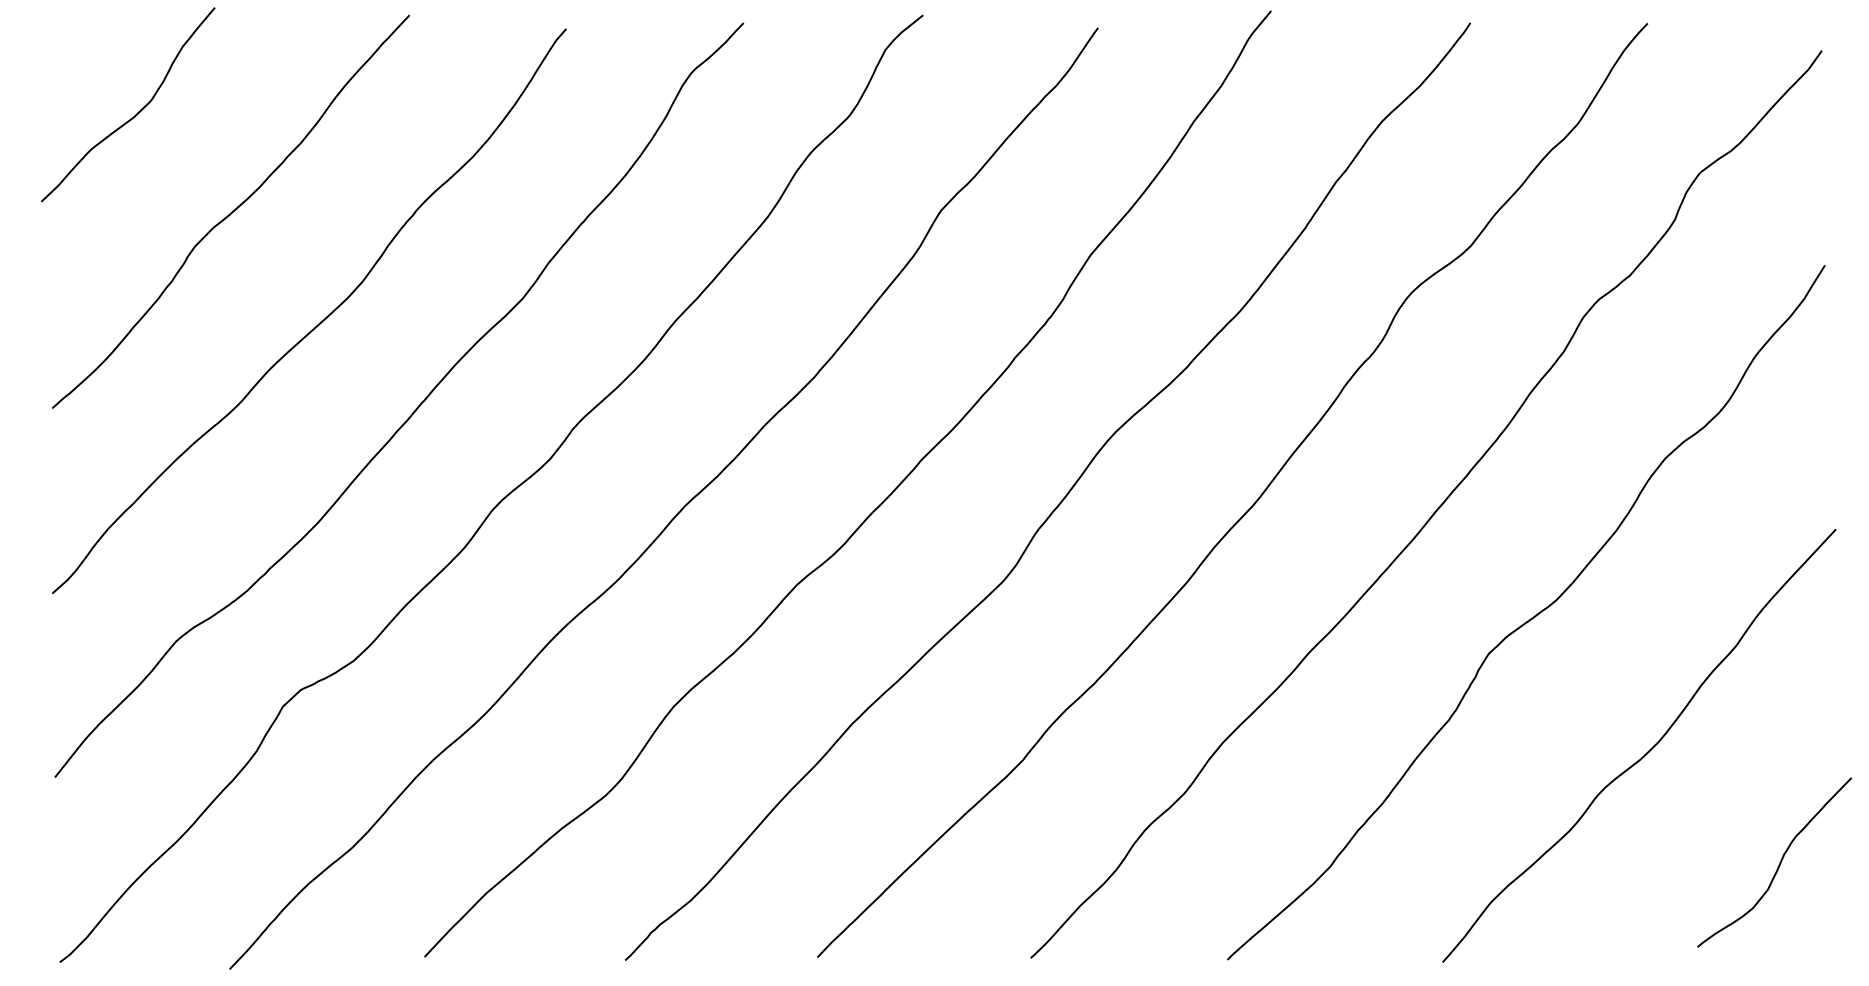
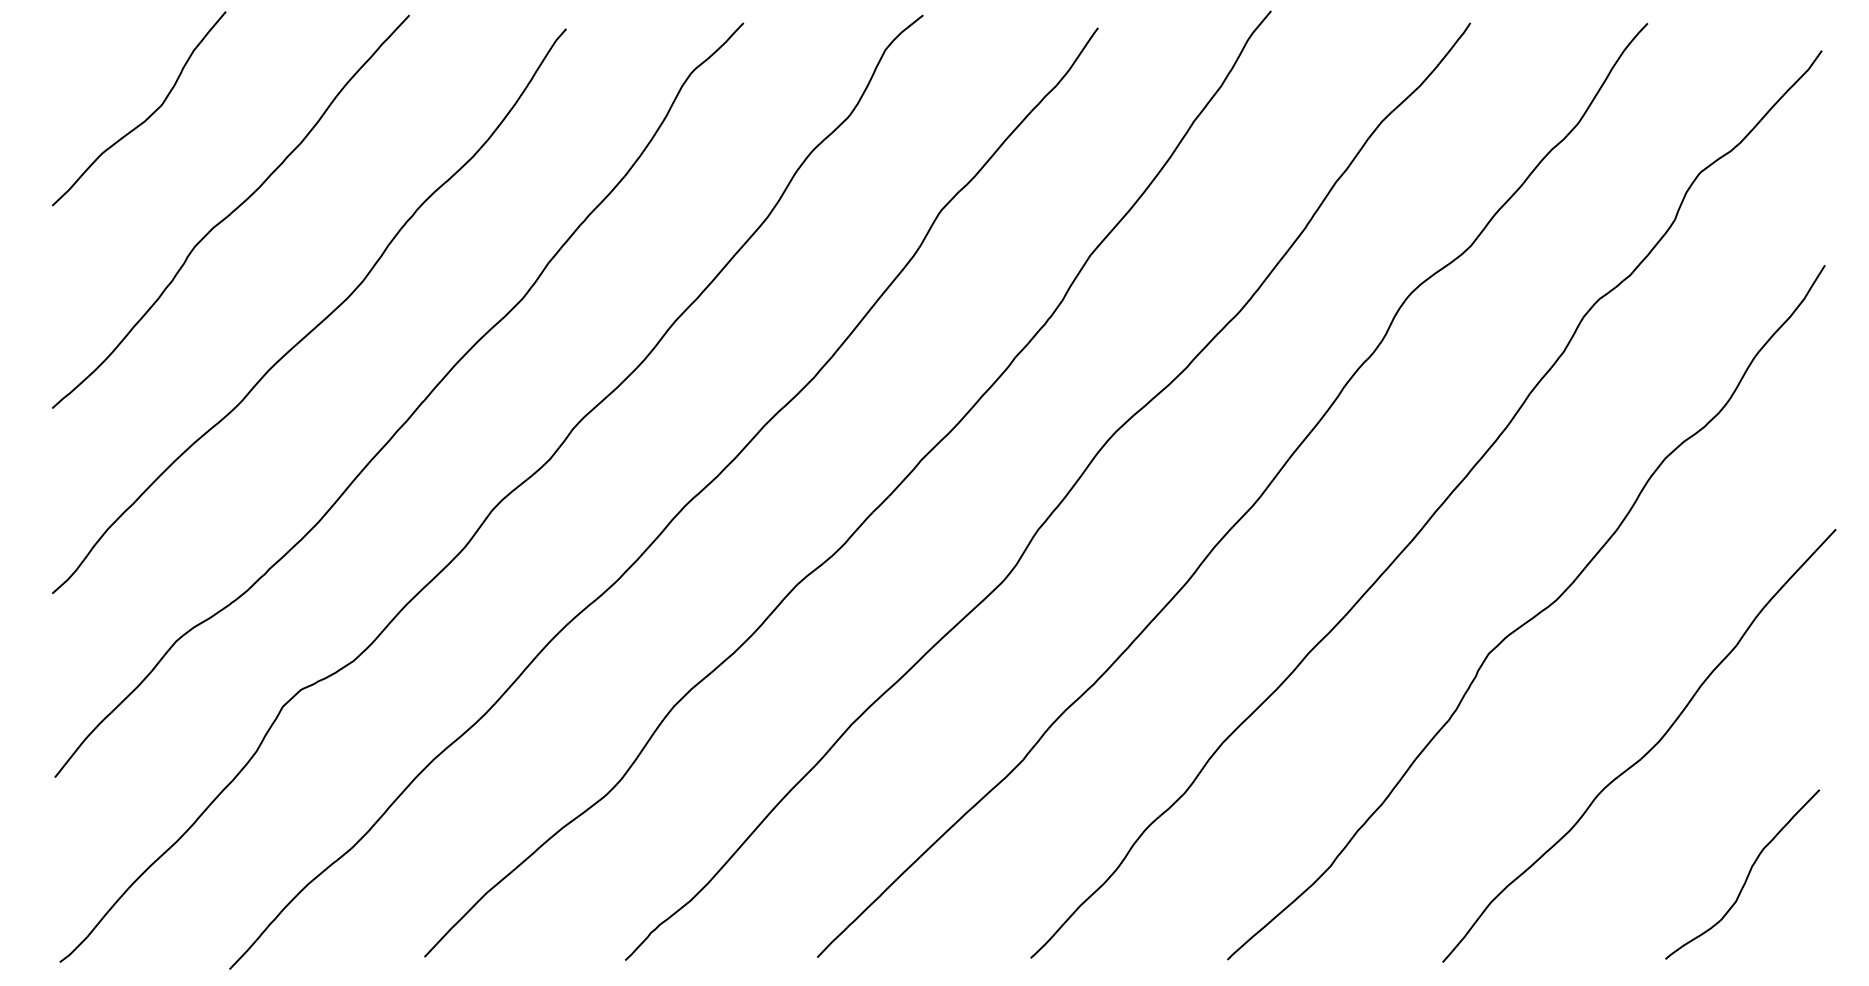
curve position: (137, 112) -> (148, 116) (148, 116)
curve position: (1778, 864) -> (1746, 876) (1746, 876)
